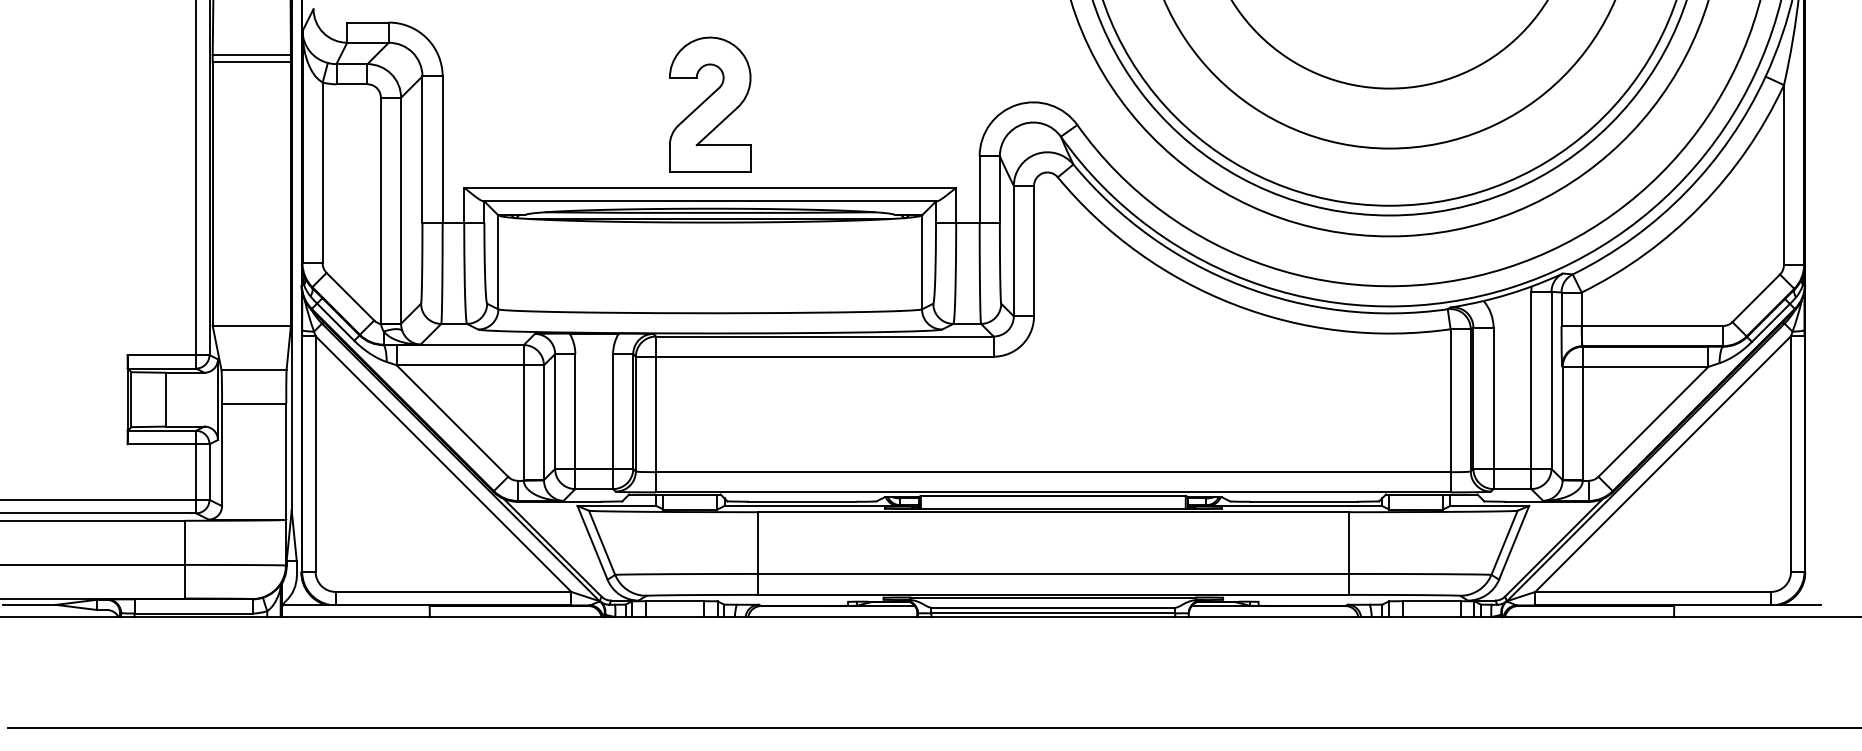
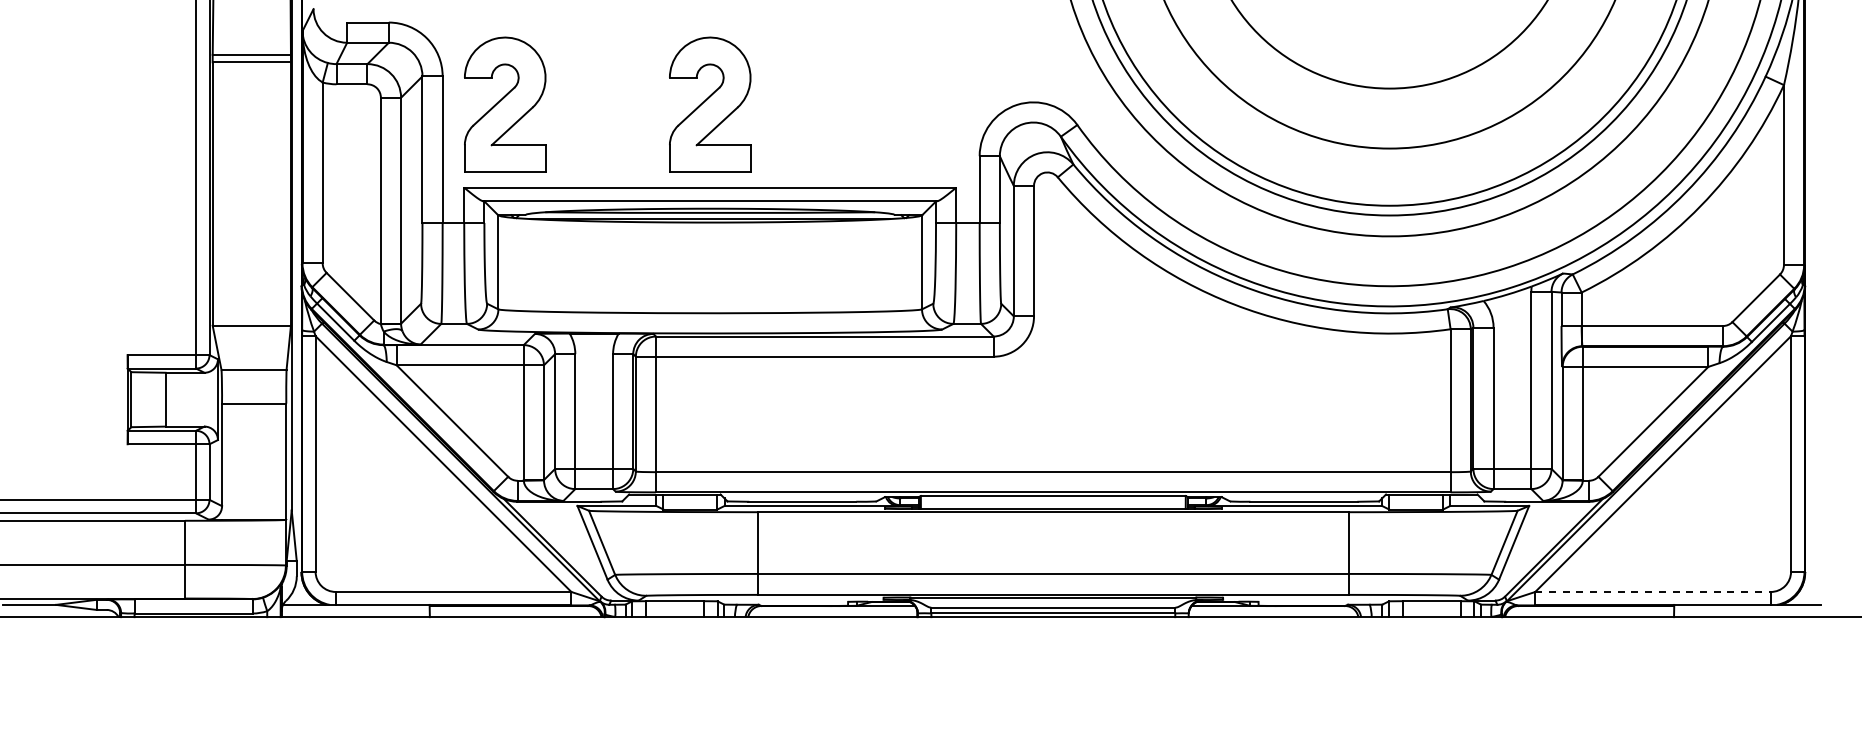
part: none -> present (505, 104)
line: solid -> dashed (1653, 591)
line: present -> none (932, 728)
